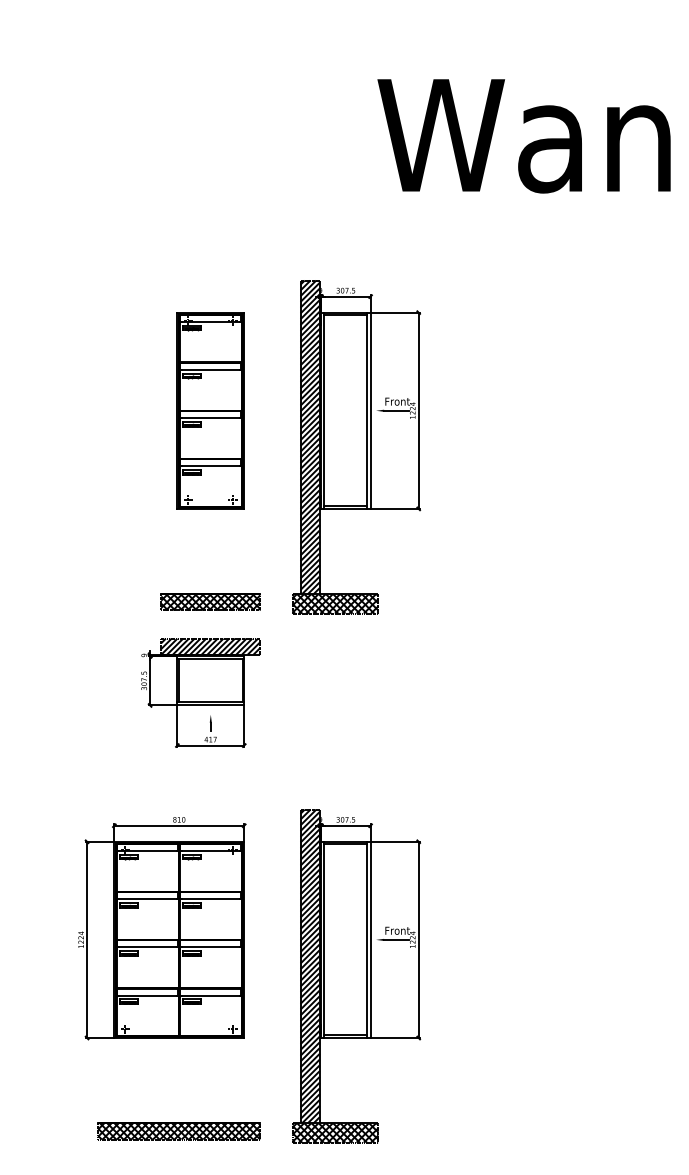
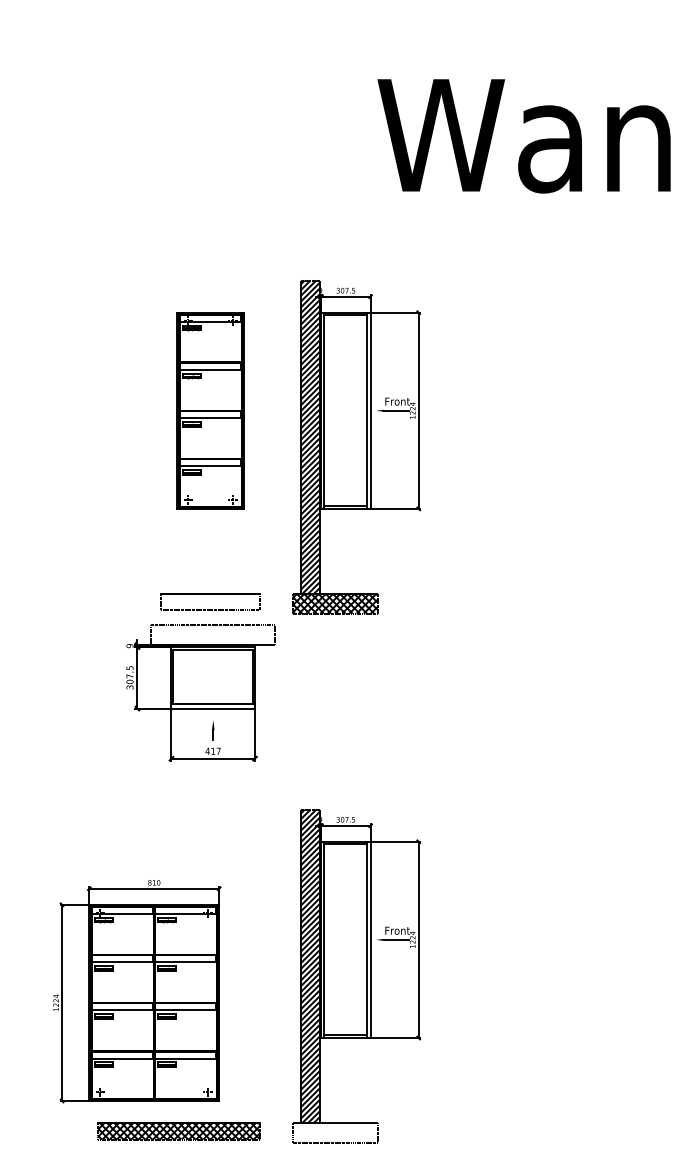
hatch: present -> none (210, 602)
part size: 120x110 px -> 150x138 px (200, 692)
part position: (162, 928) -> (137, 991) (137, 991)
hatch: present -> none (335, 1132)
